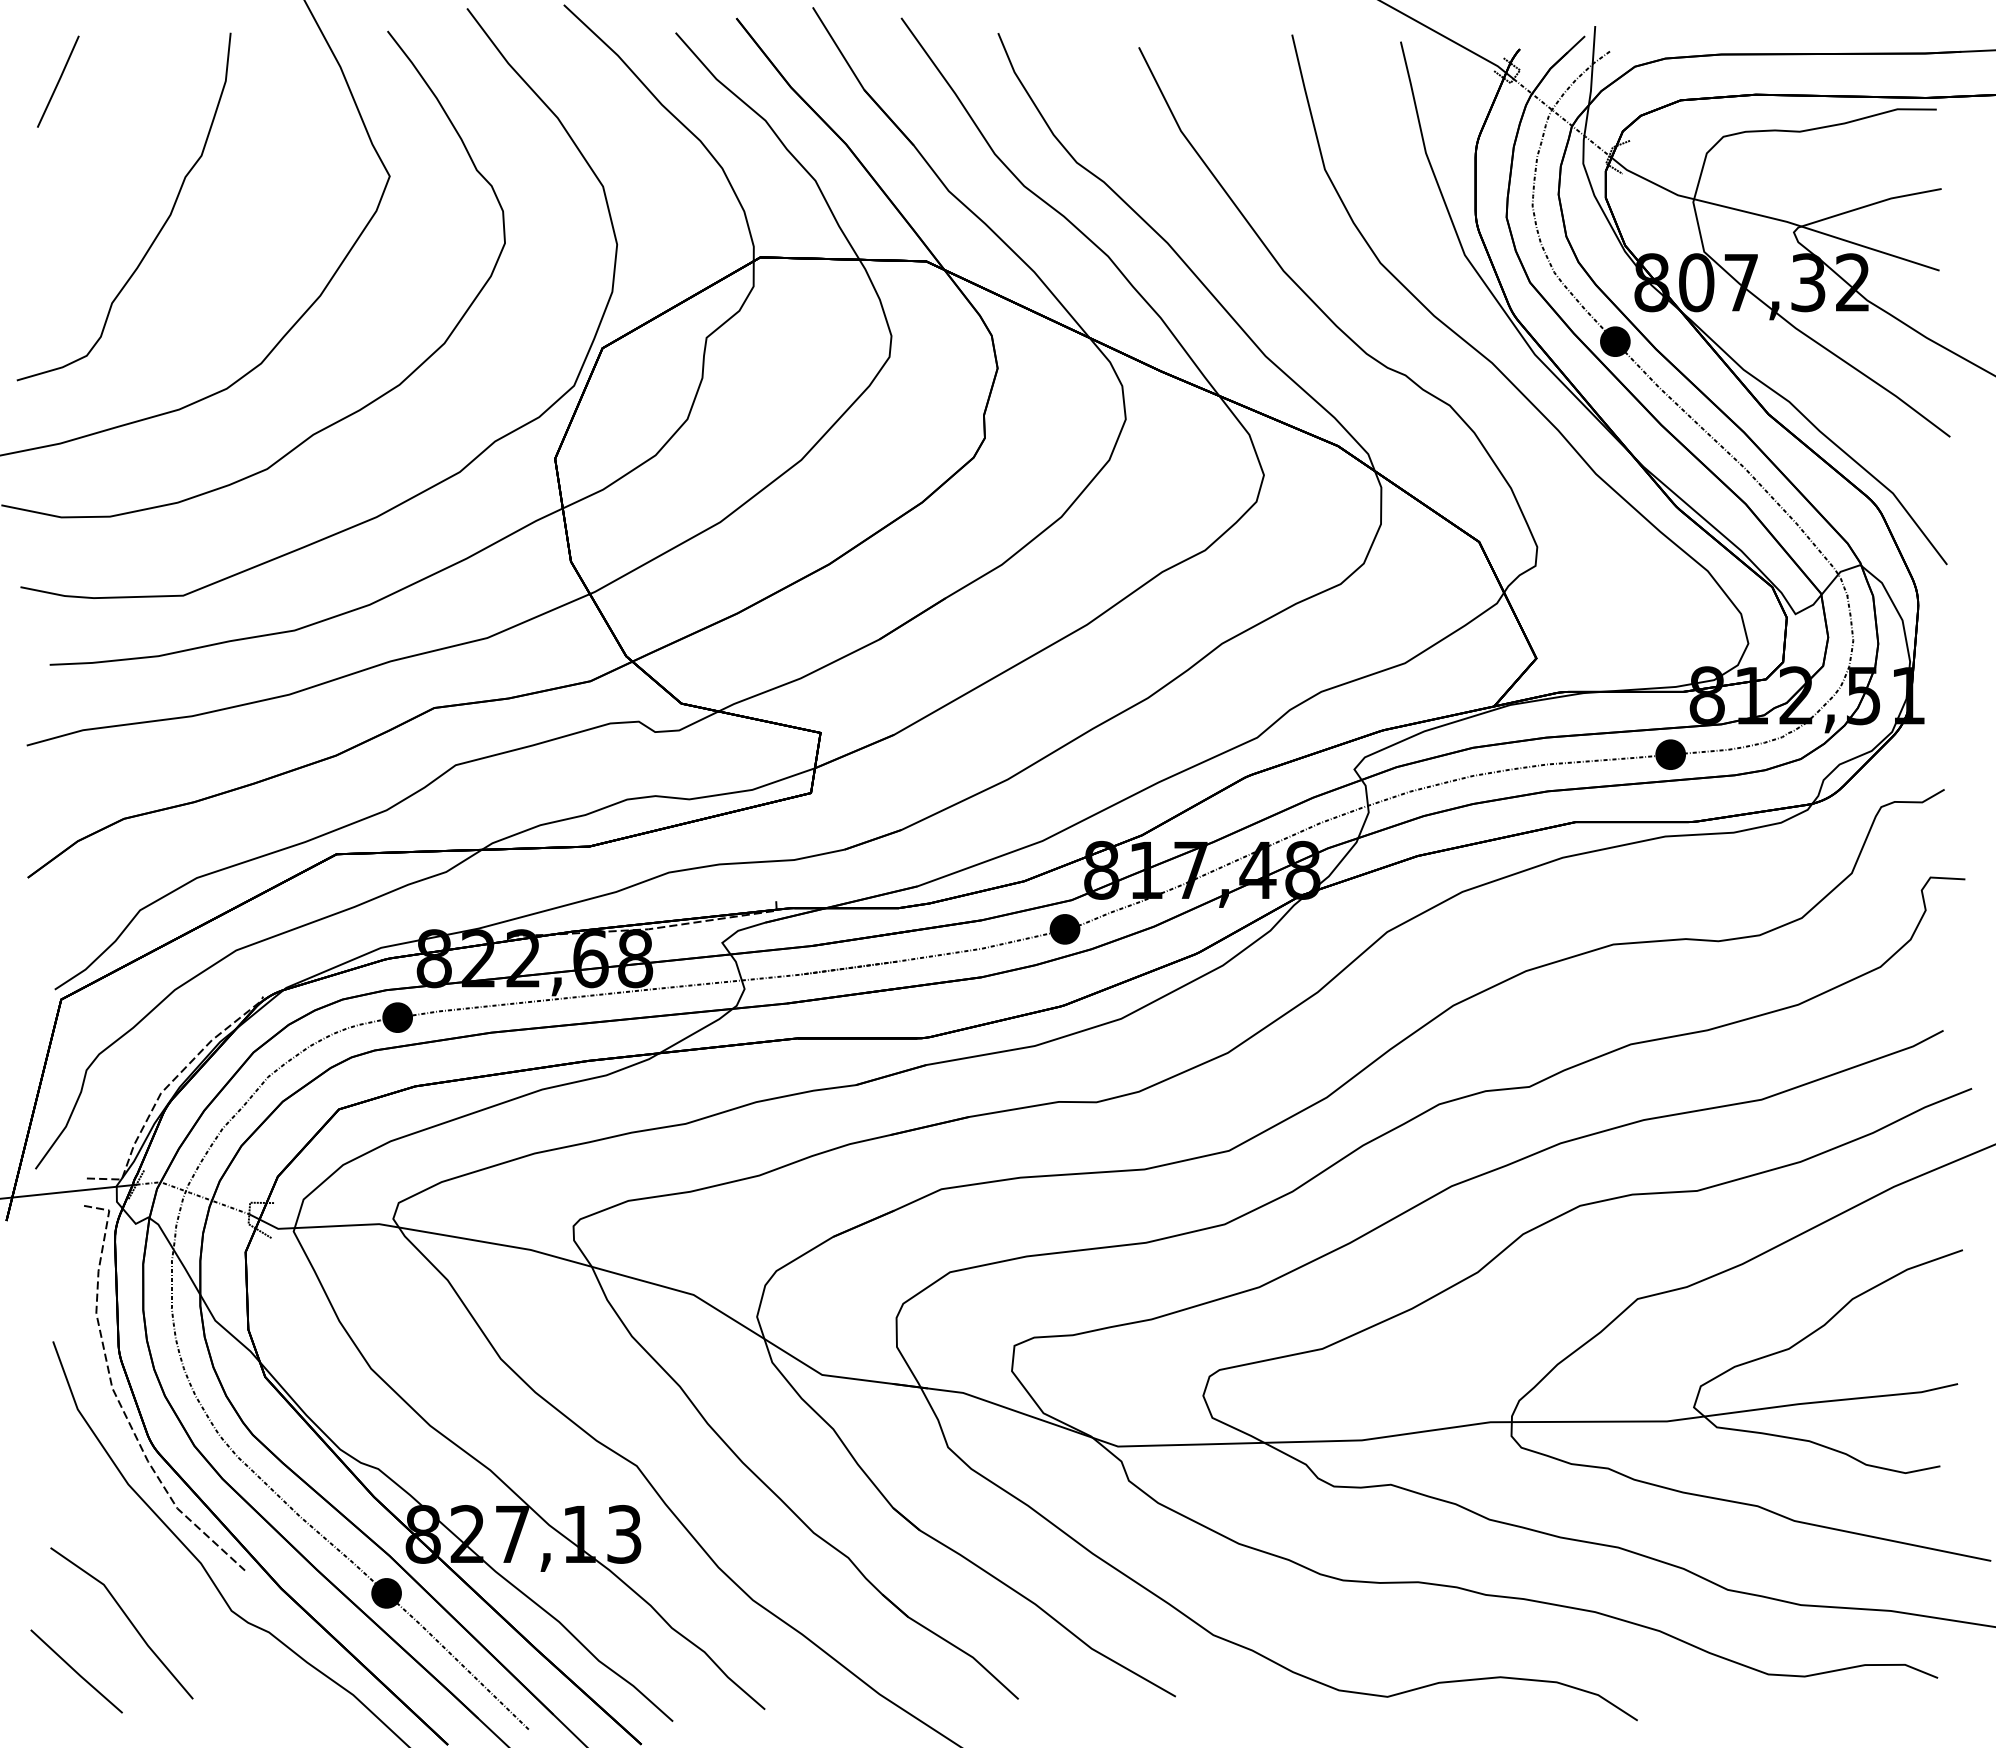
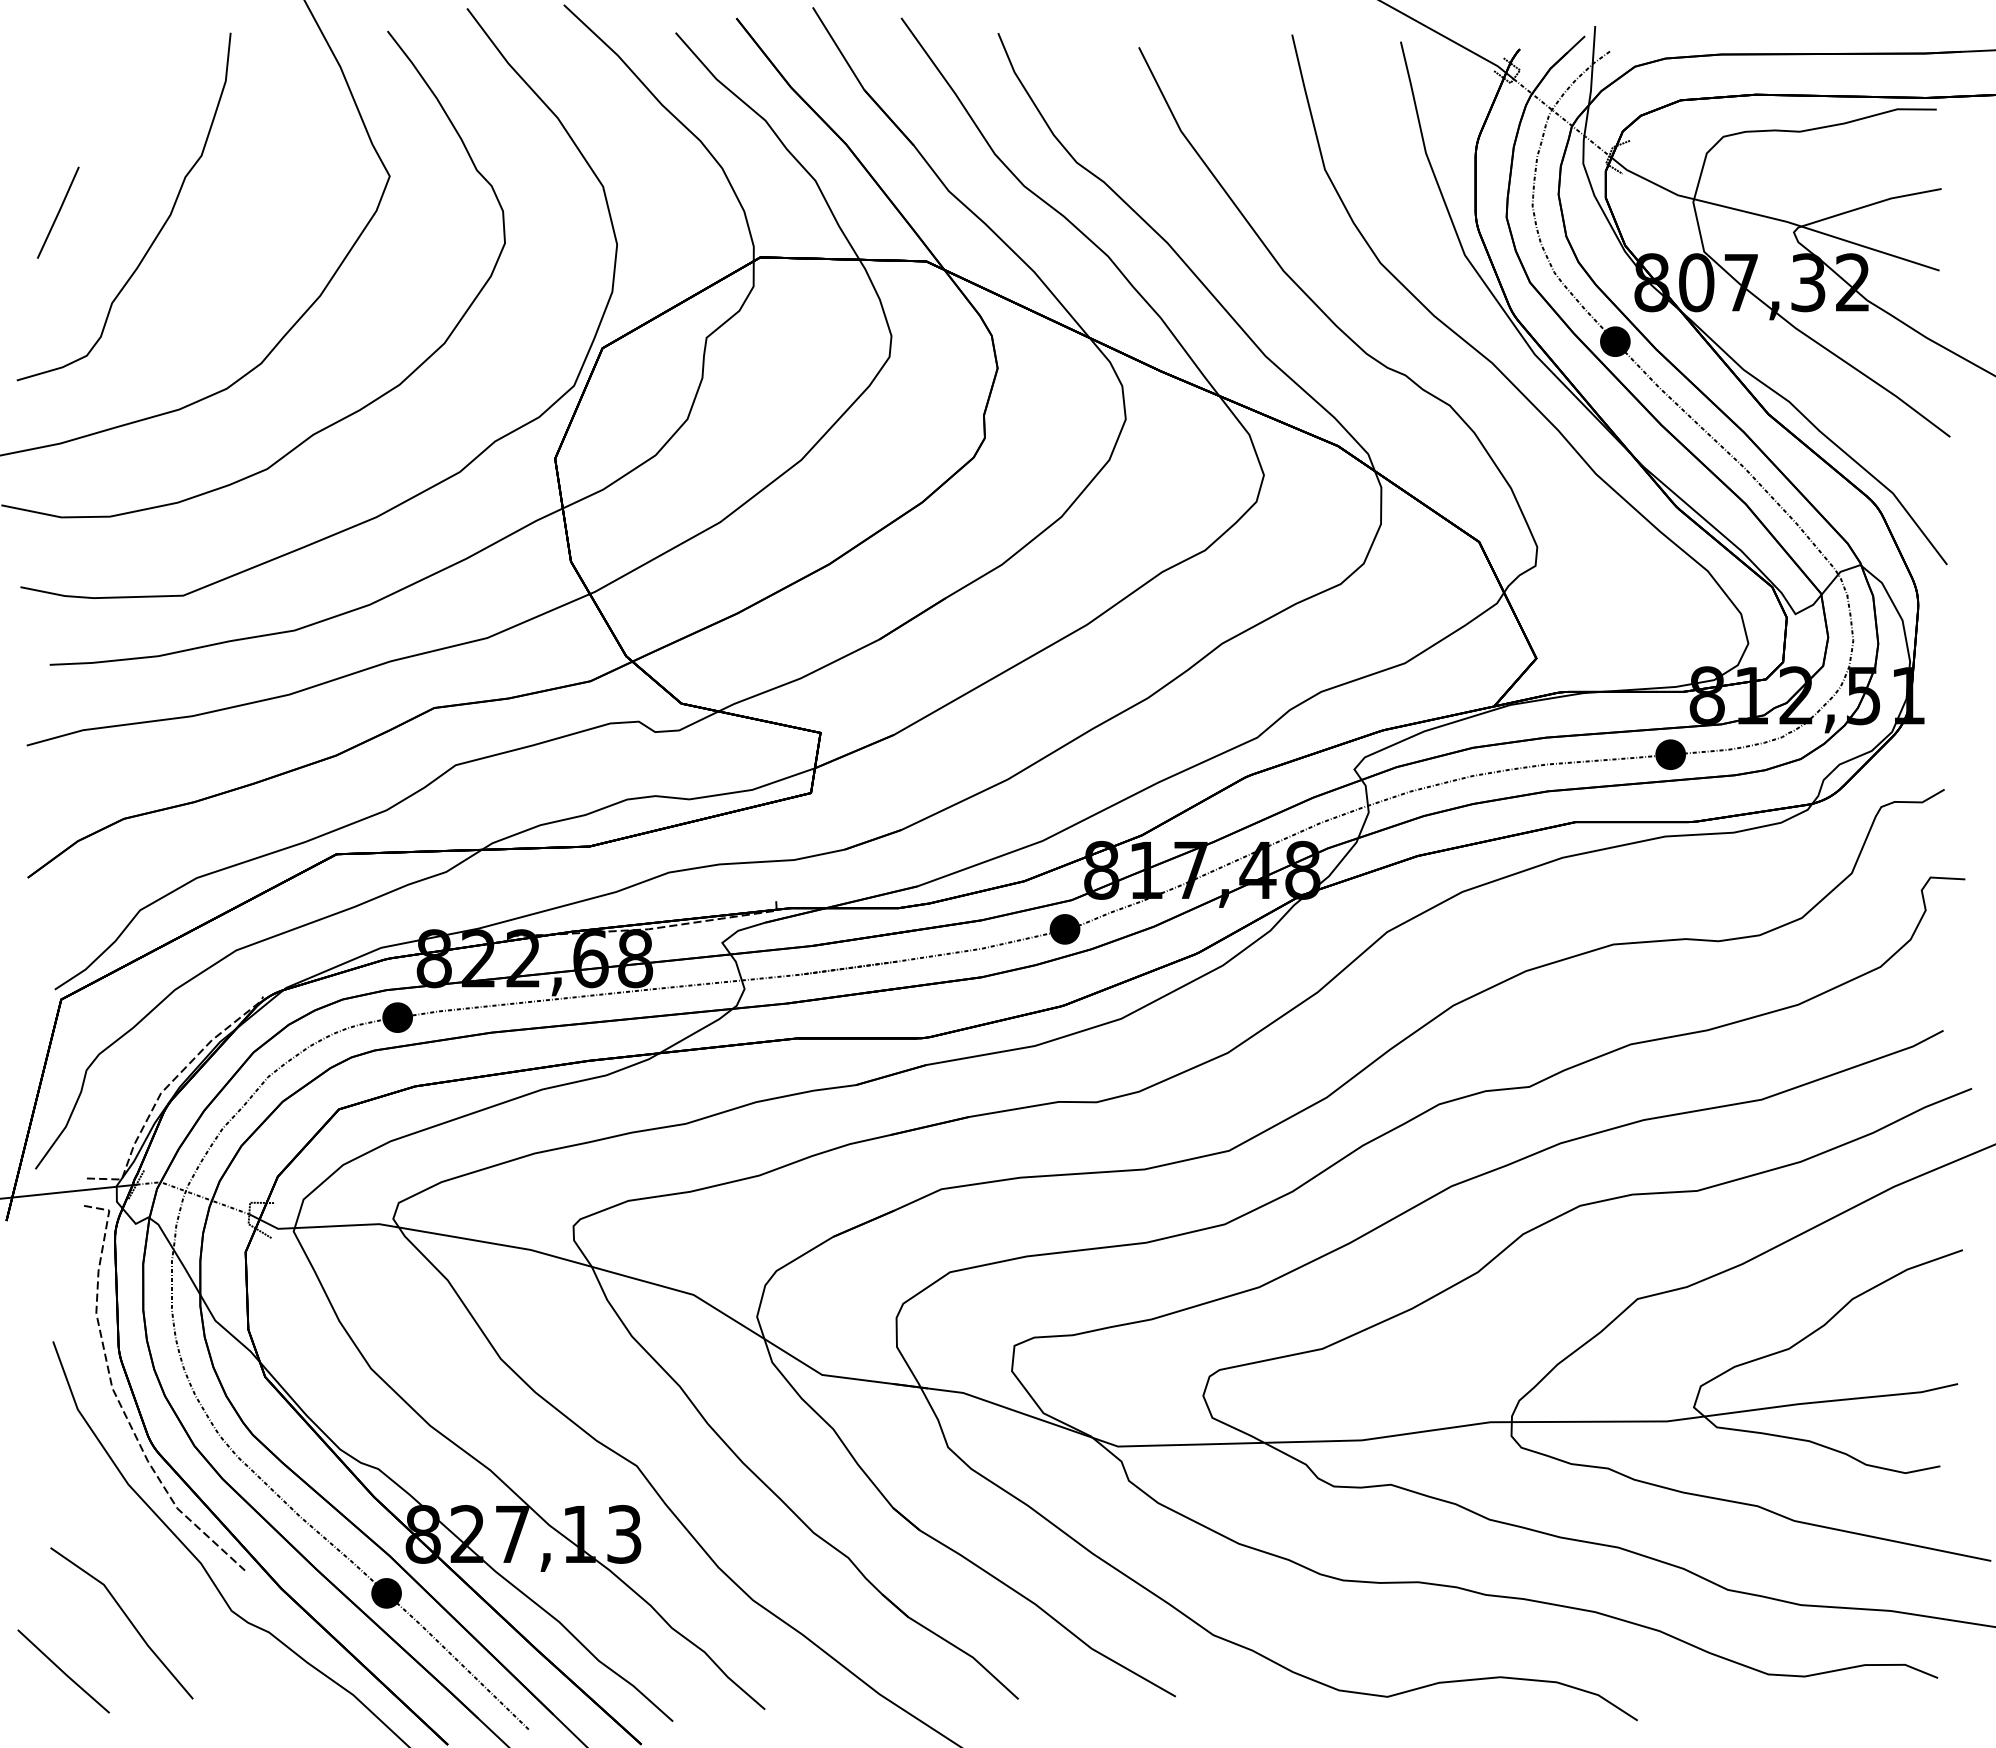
line position: (58, 81) -> (58, 212) (58, 212)
line position: (76, 1671) -> (63, 1671) (63, 1671)
